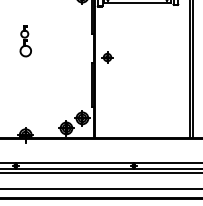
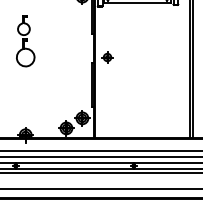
part size: 13x33 px -> 20x53 px (25, 41)
line: none -> present (100, 151)
line: none -> present (100, 157)
